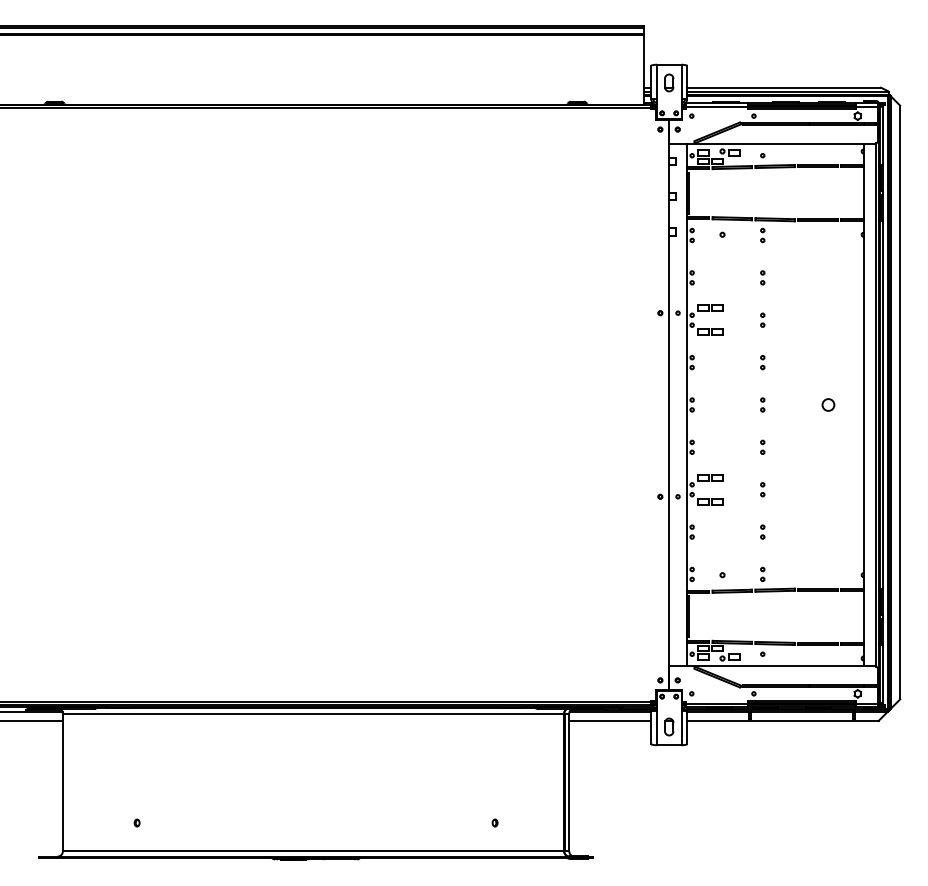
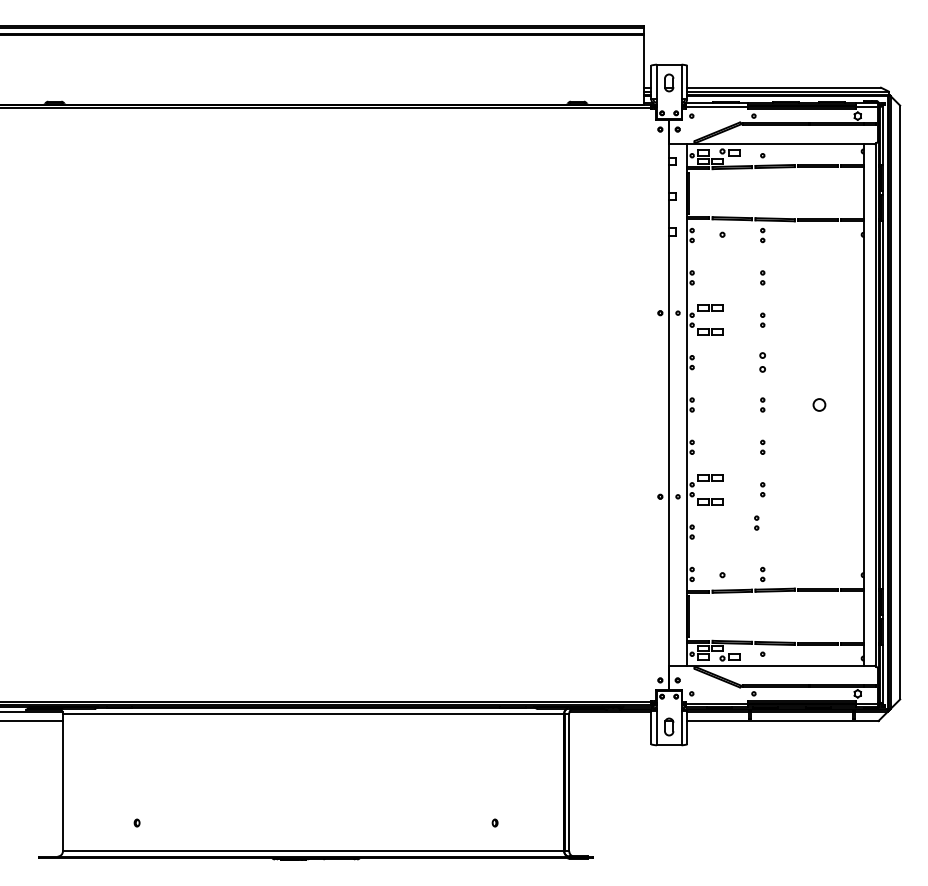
part size: 6x16 px -> 7x21 px (762, 362)
circle position: (828, 404) -> (819, 404) (819, 404)
part position: (762, 531) -> (756, 522) (756, 522)
line: present -> none (610, 721)
